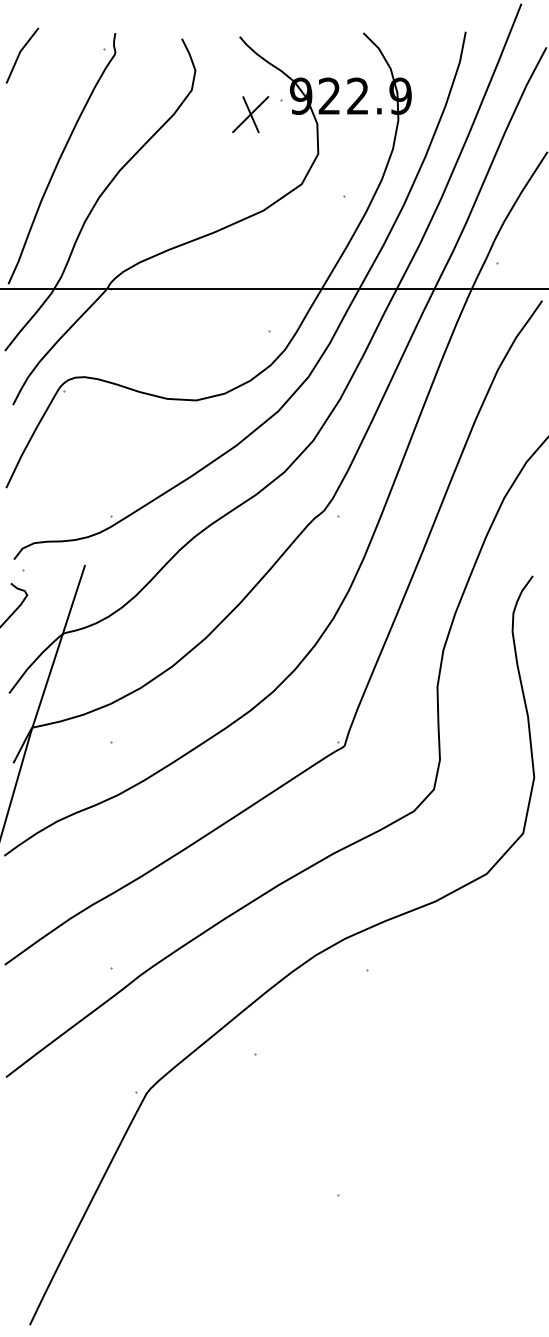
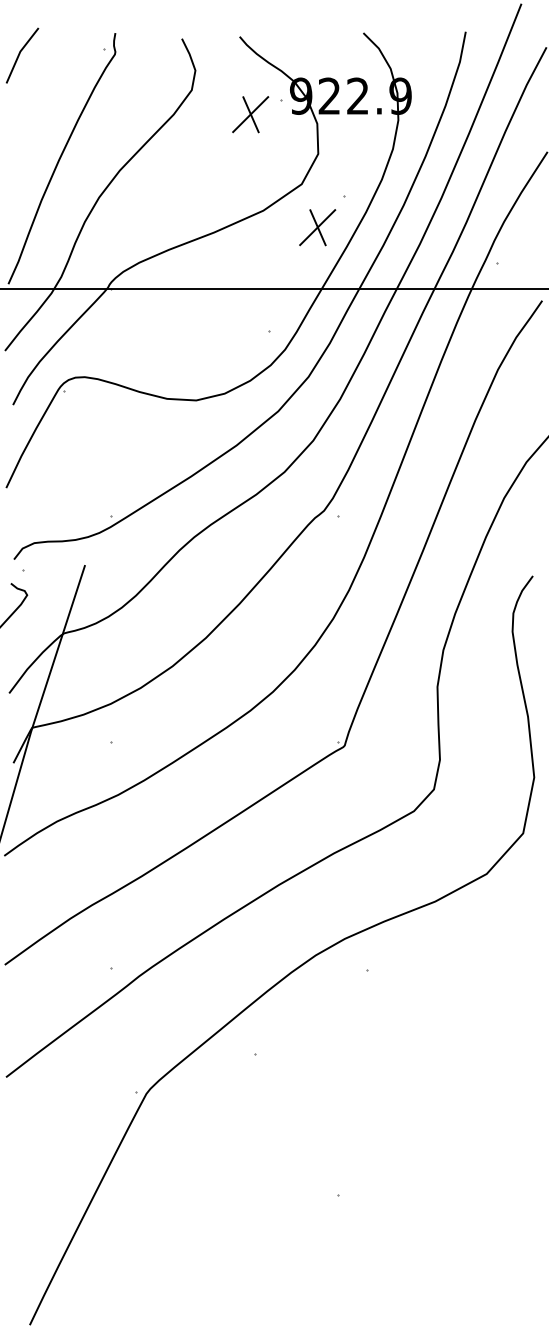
part: none -> present (317, 227)
